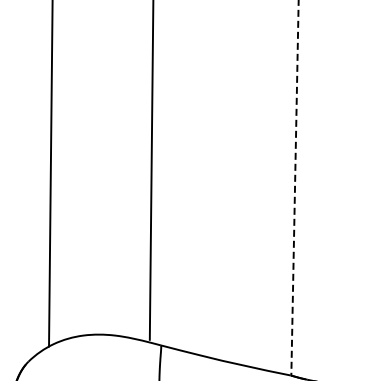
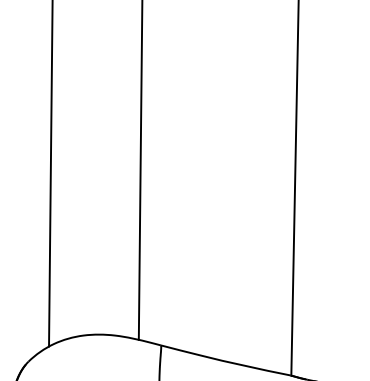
line position: (151, 170) -> (140, 170) (140, 170)
line: dashed -> solid (294, 188)
